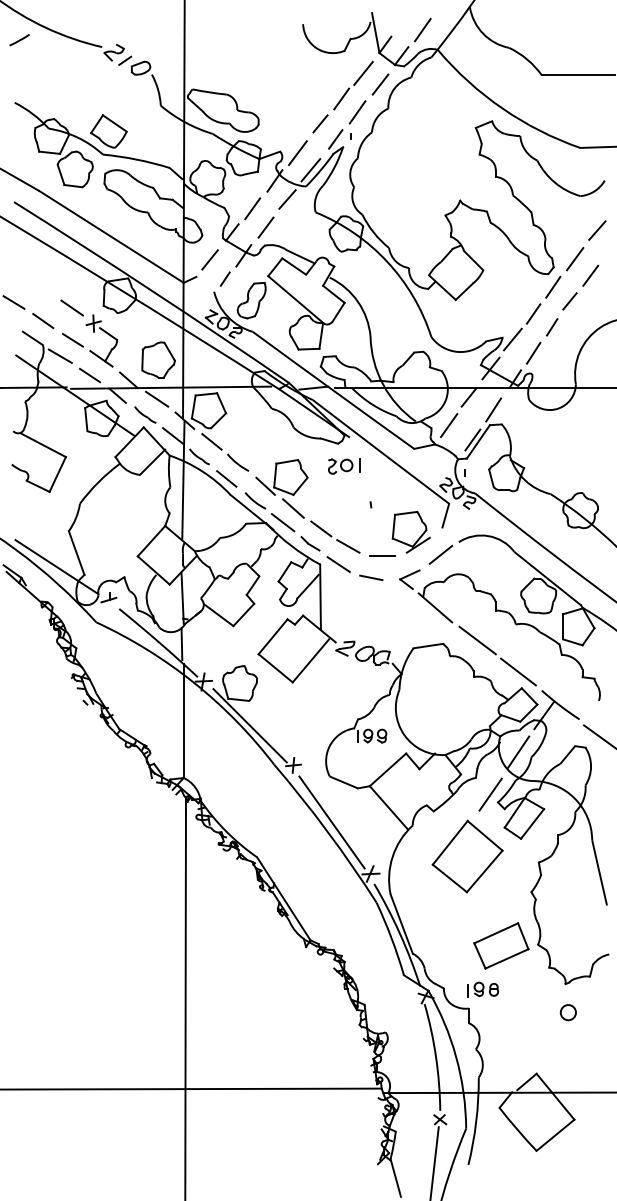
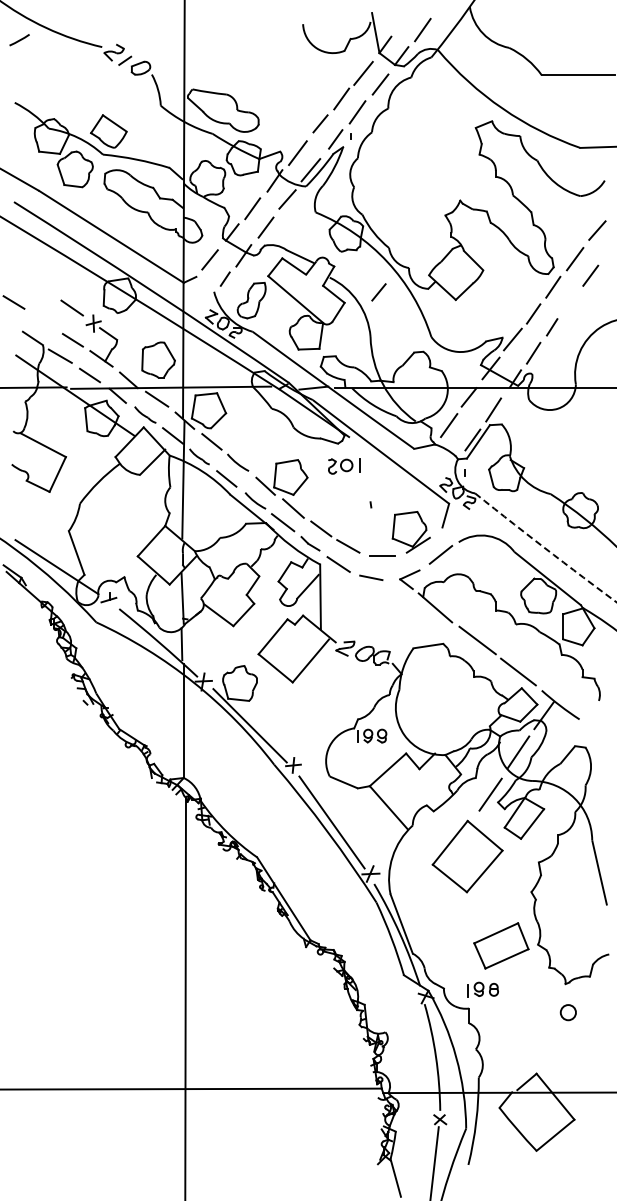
line position: (569, 301) -> (378, 292) (378, 292)
line: present -> none (43, 321)
arc: solid -> dashed (545, 548)
line: present -> none (598, 736)
